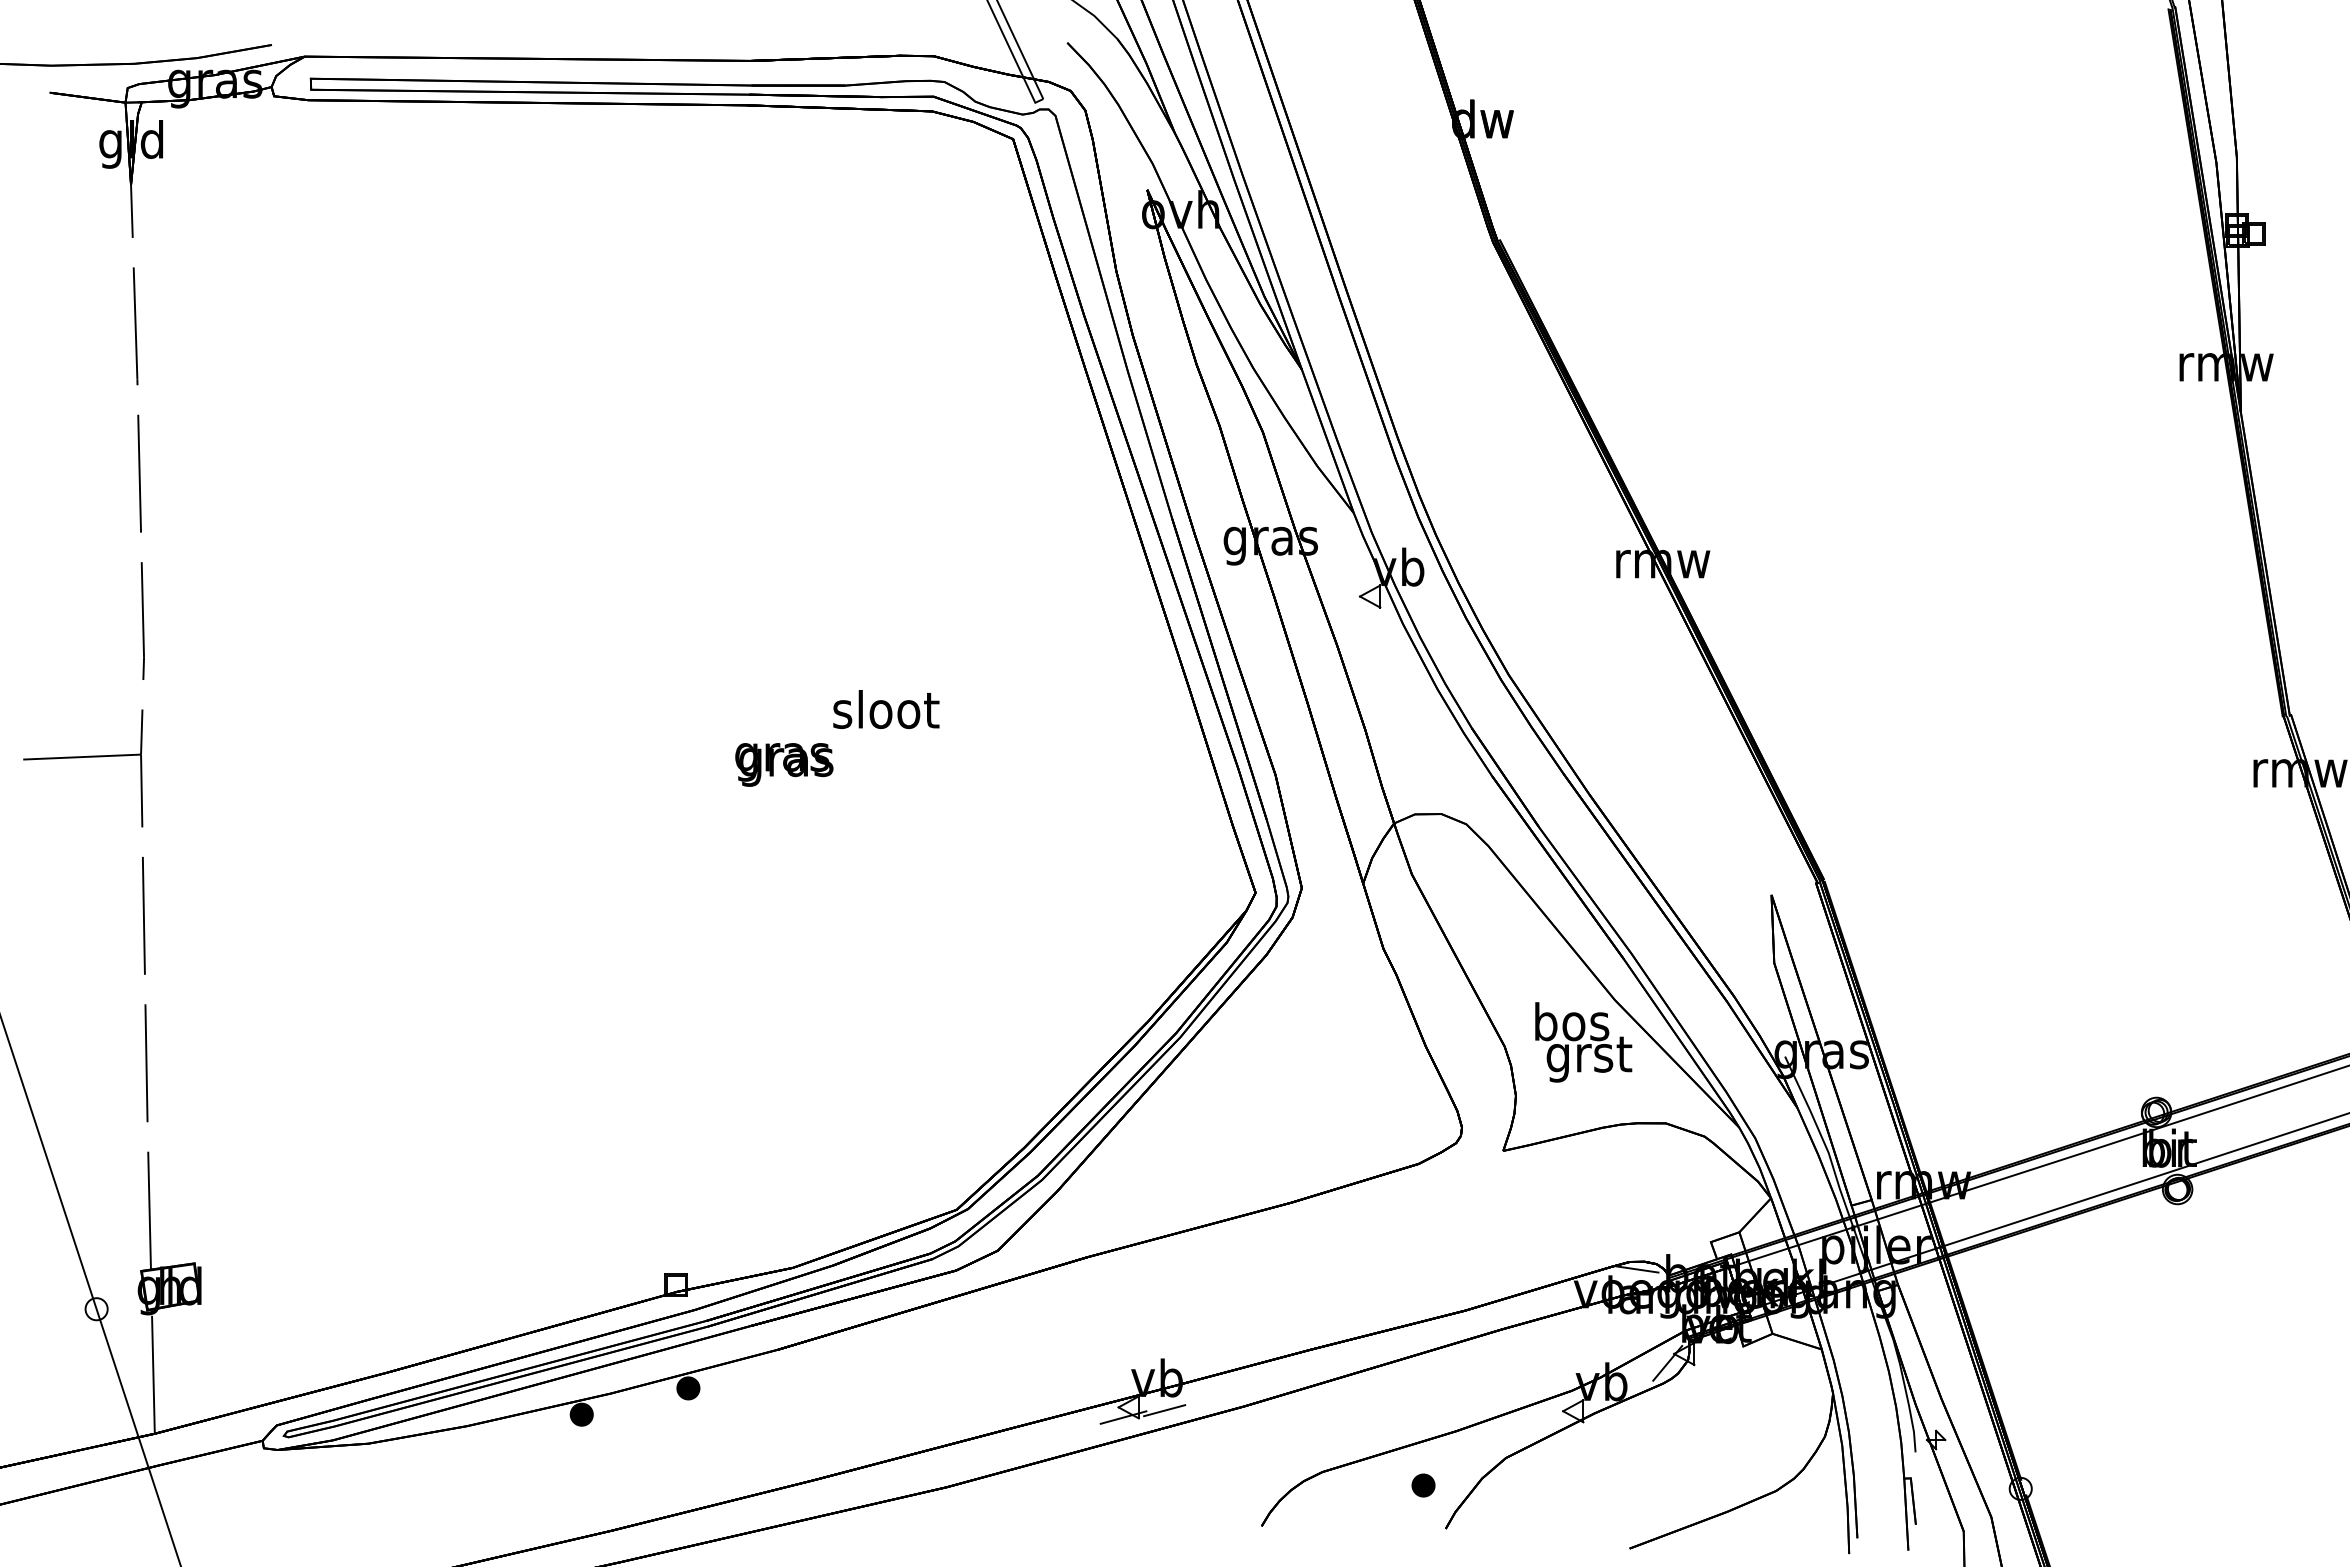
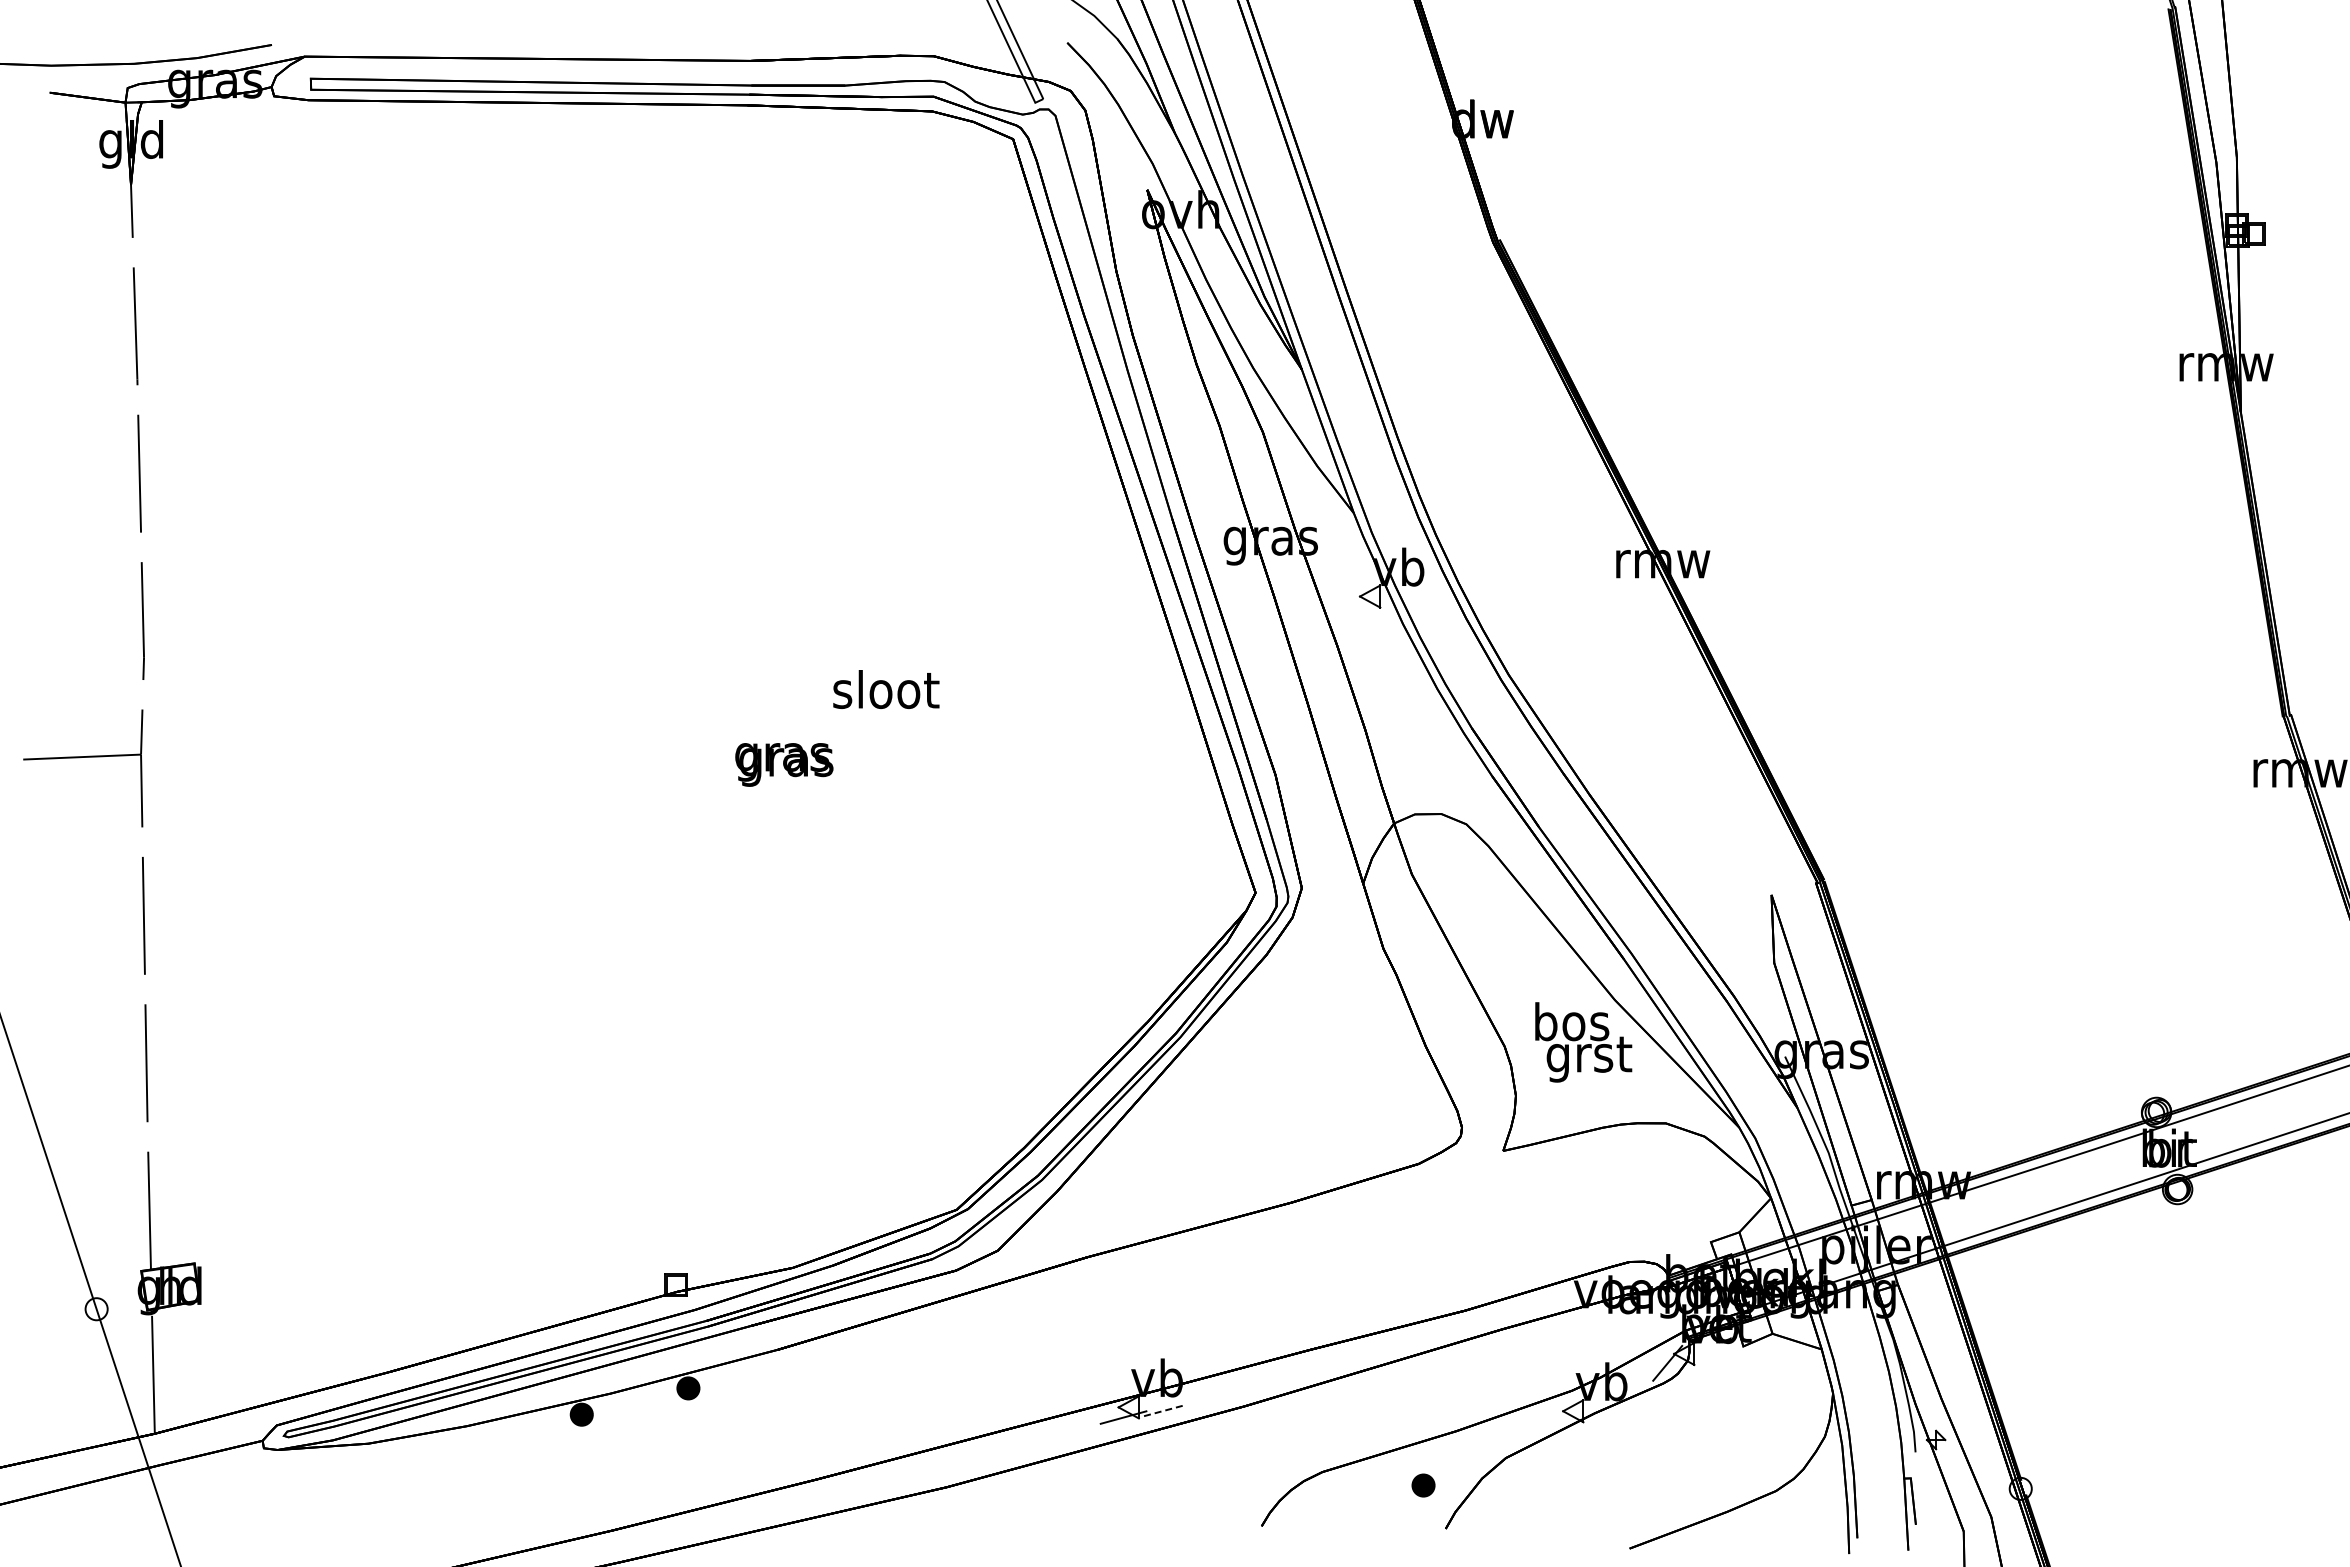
text position: (886, 709) -> (886, 689) (886, 689)
line: present -> none (1637, 1269)
line: solid -> dashed (1165, 1410)
